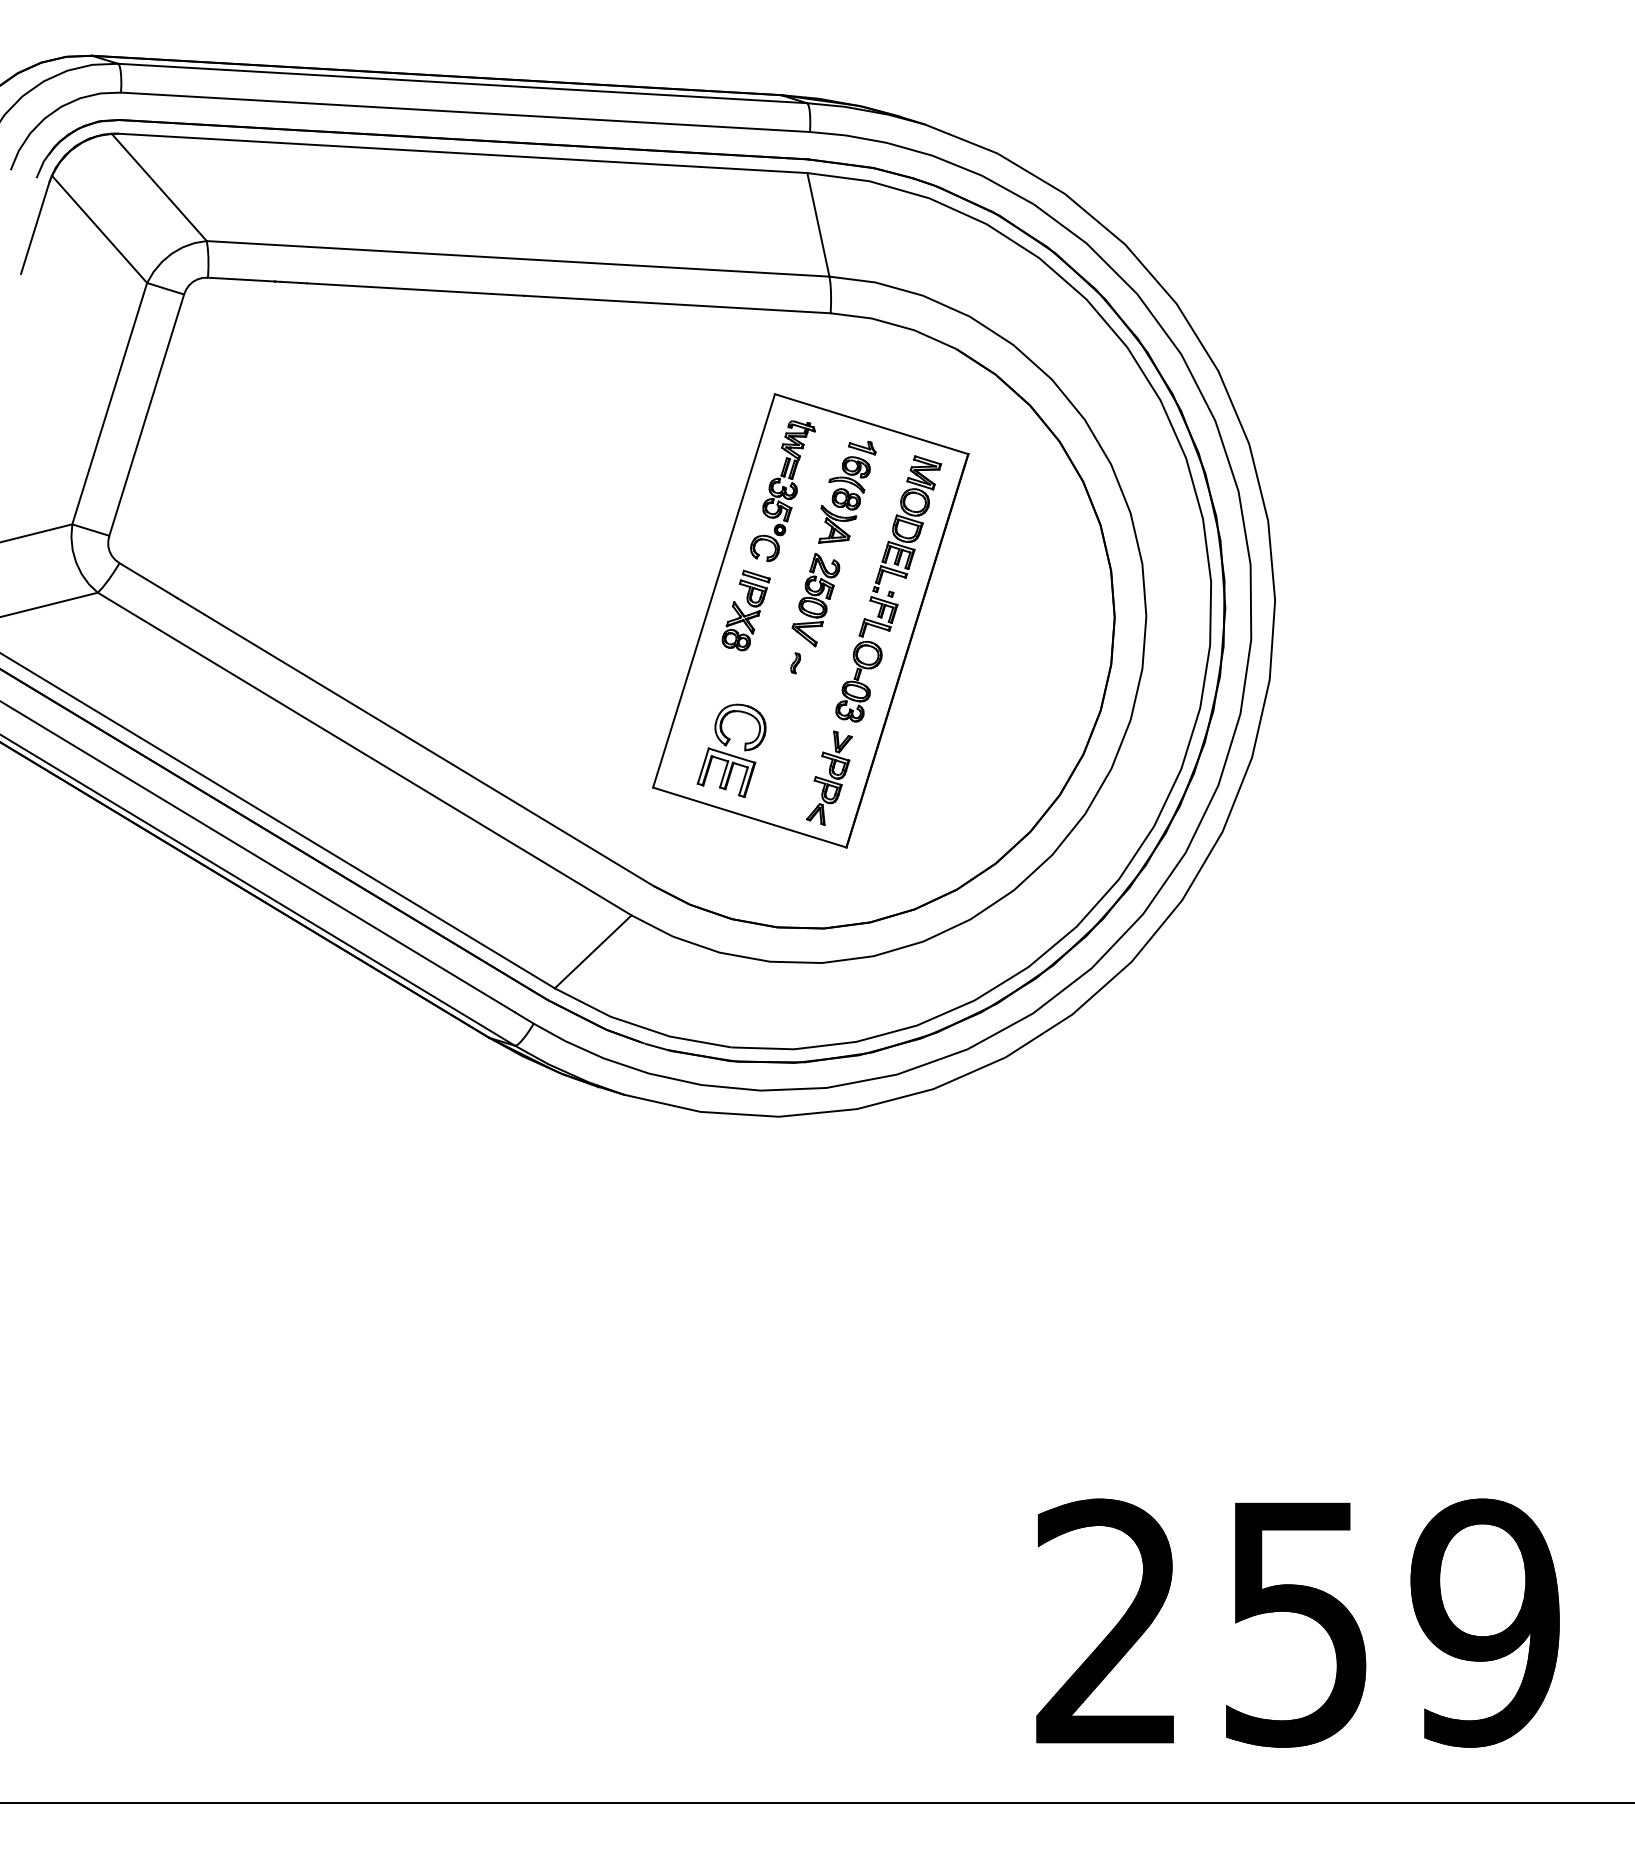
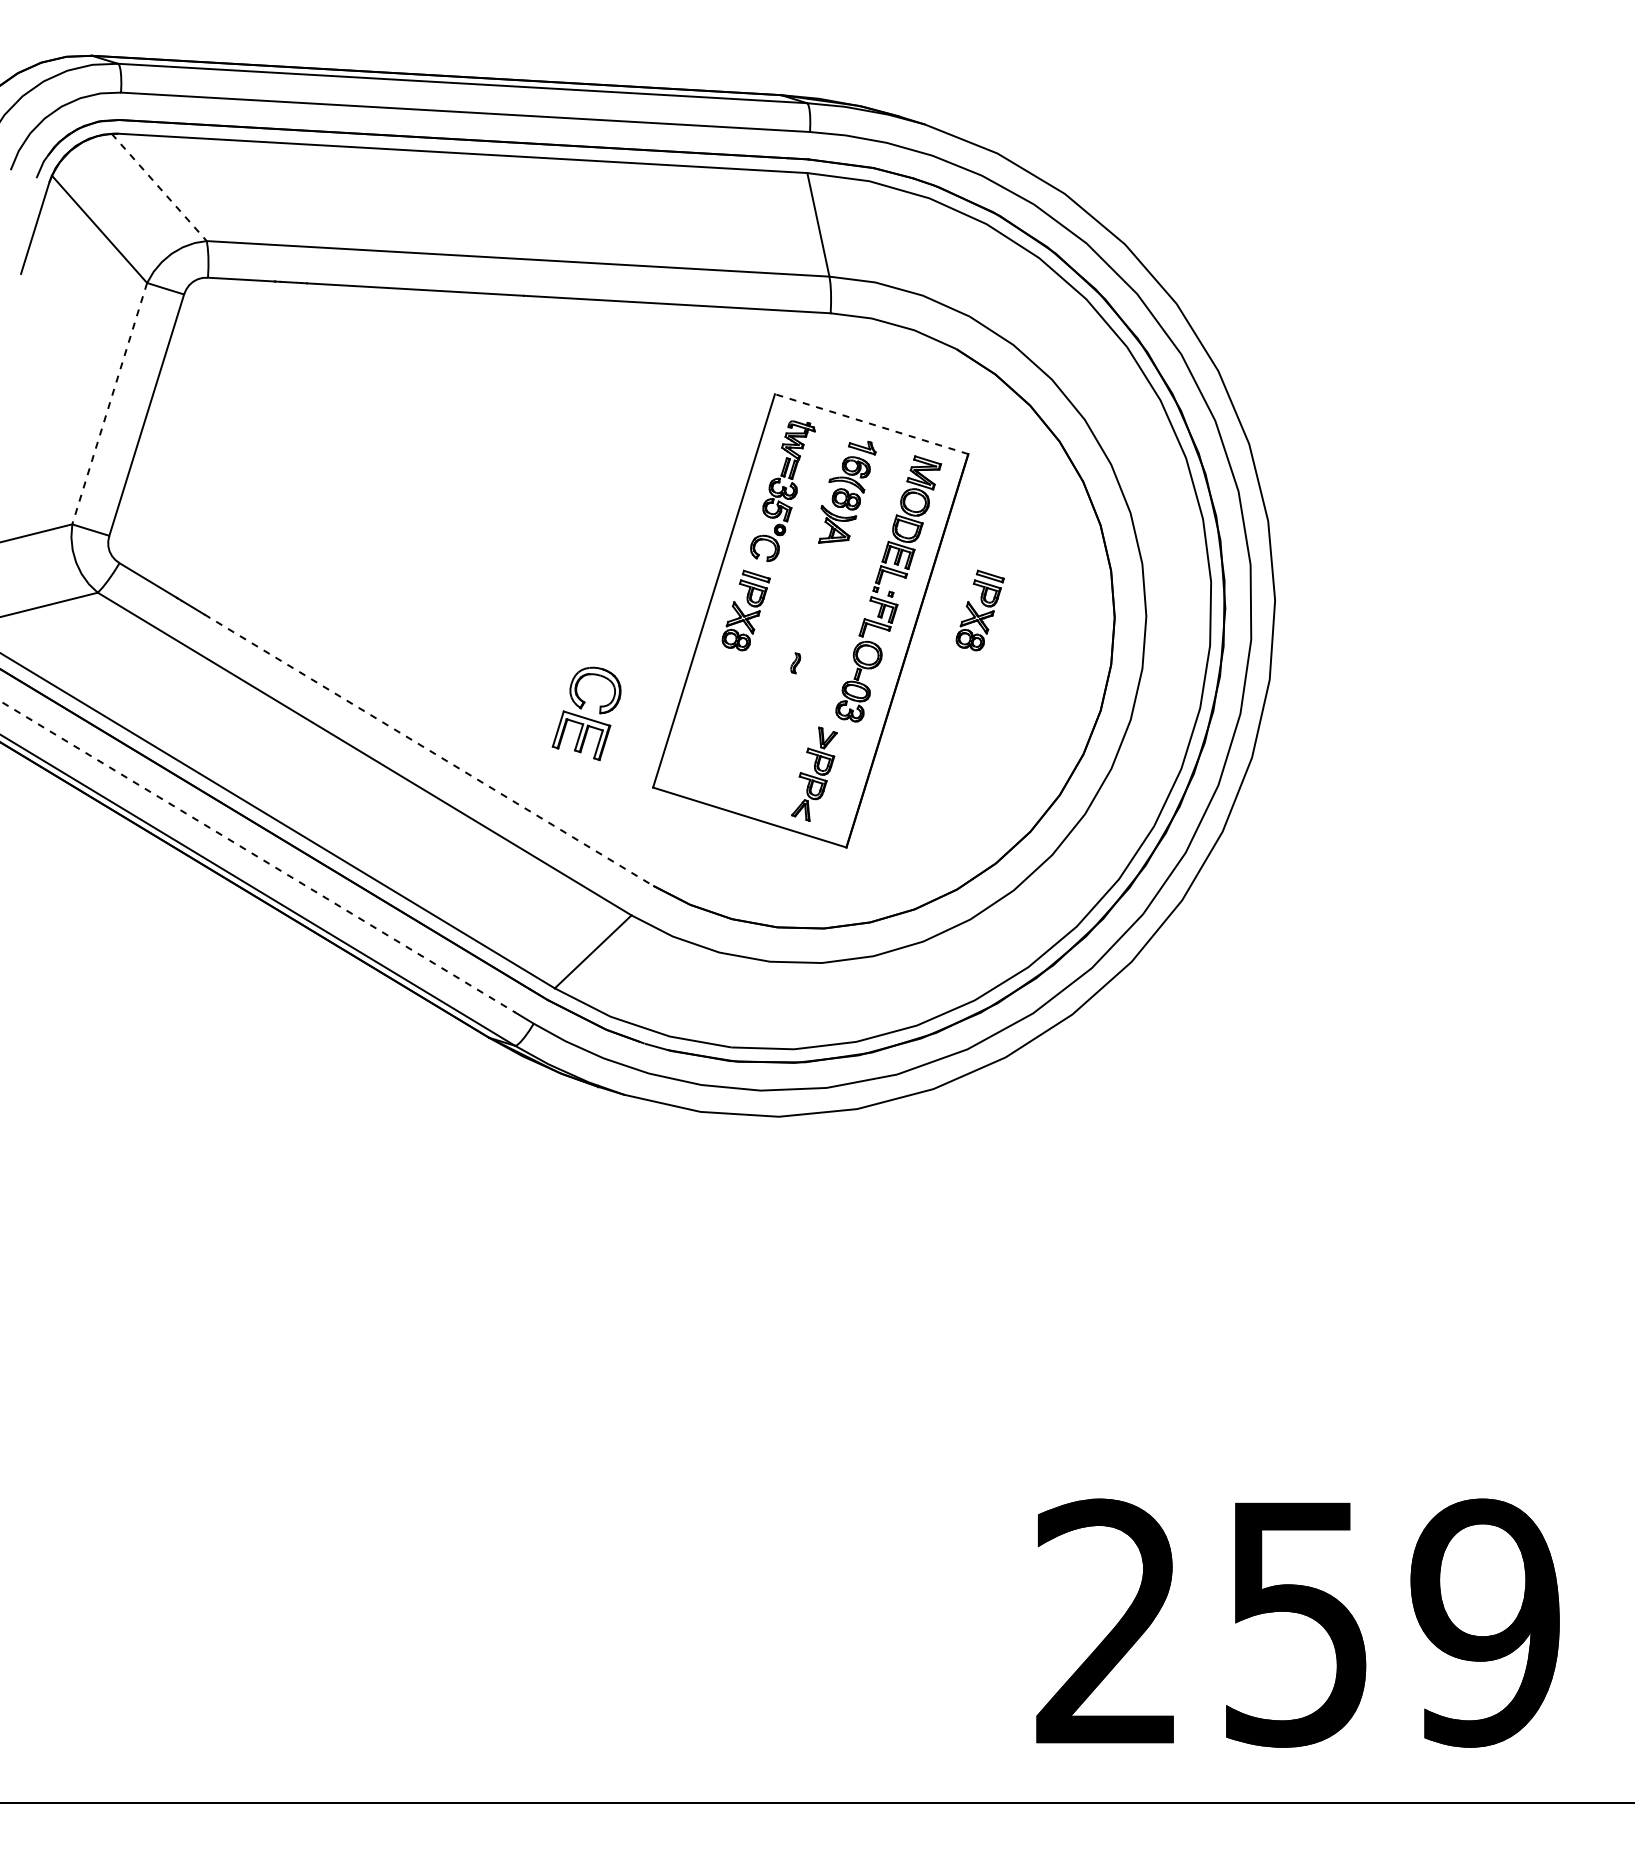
line: solid -> dashed (159, 187)
line: solid -> dashed (109, 404)
line: solid -> dashed (871, 424)
part: present -> none (815, 600)
part: none -> present (979, 610)
line: solid -> dashed (429, 750)
part position: (731, 750) -> (586, 713) (586, 713)
part position: (829, 777) -> (814, 773) (814, 773)
line: solid -> dashed (257, 856)
